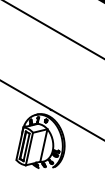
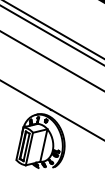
line: none -> present (51, 35)
line: none -> present (51, 60)
